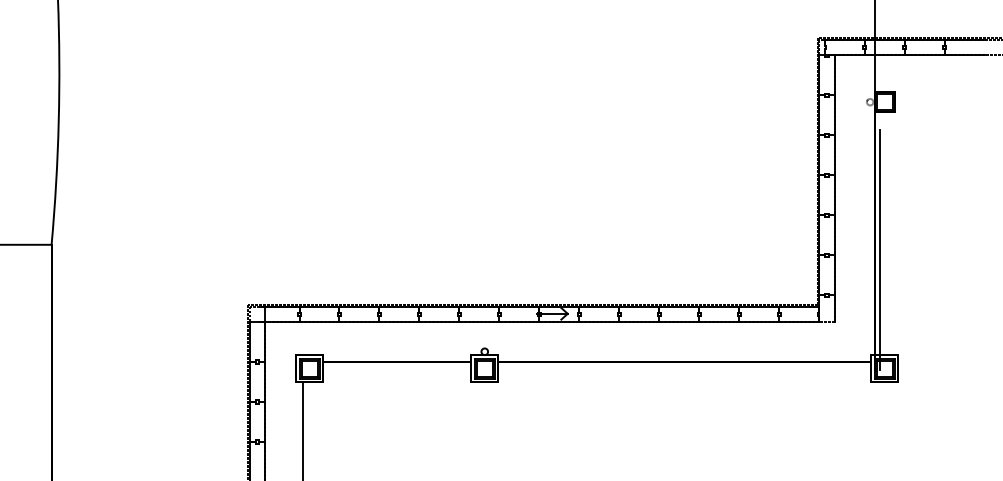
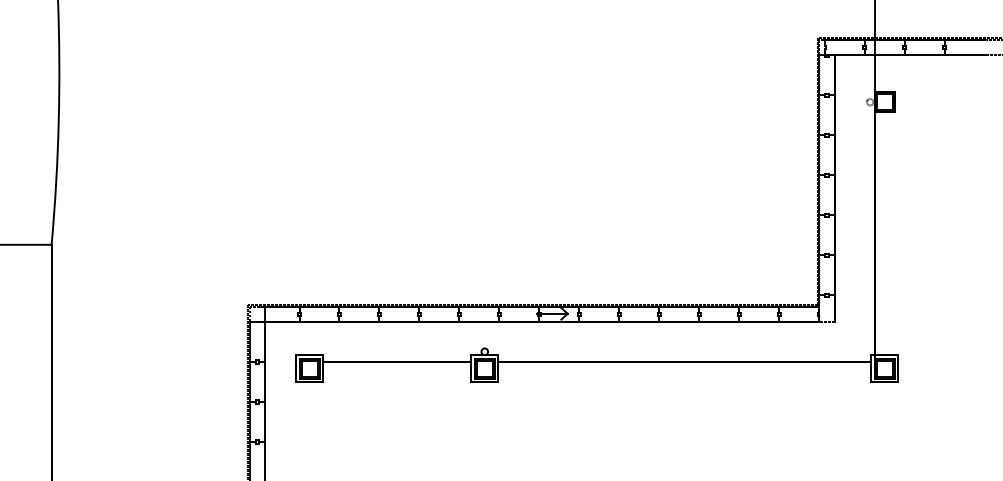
line: present -> none (879, 250)
line: present -> none (303, 429)
